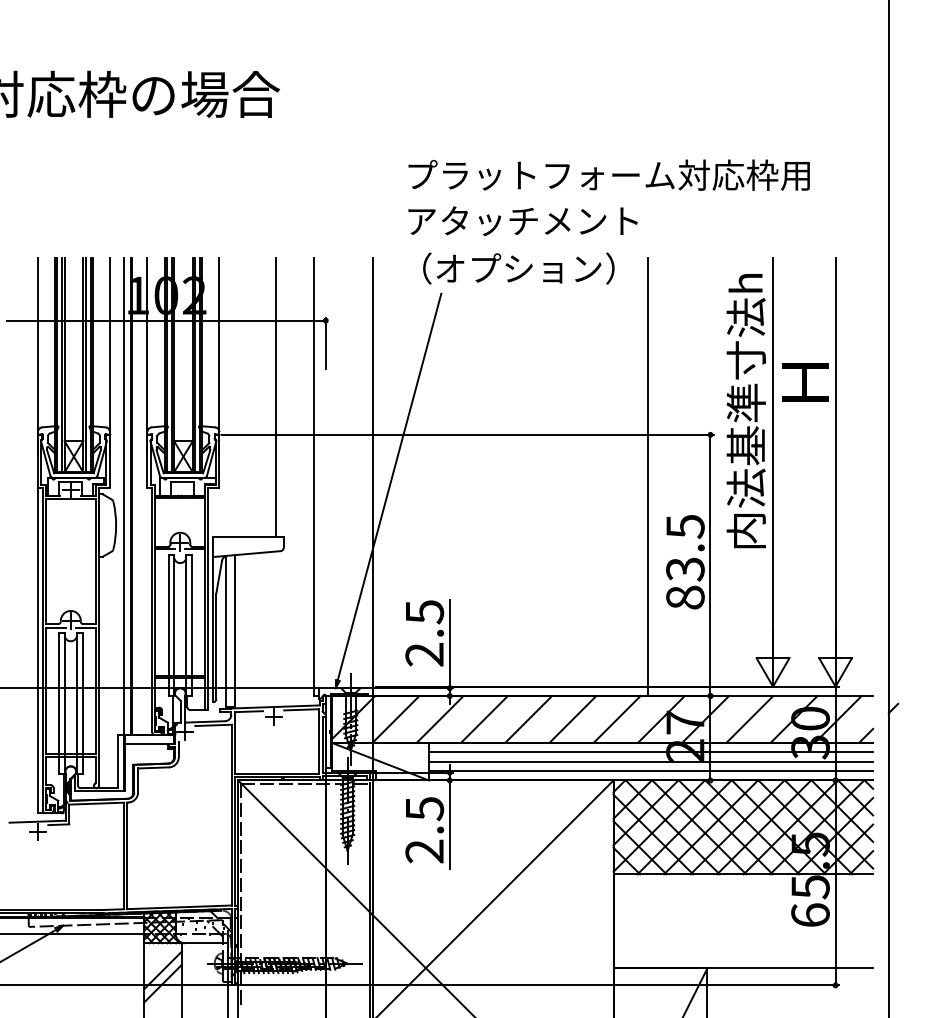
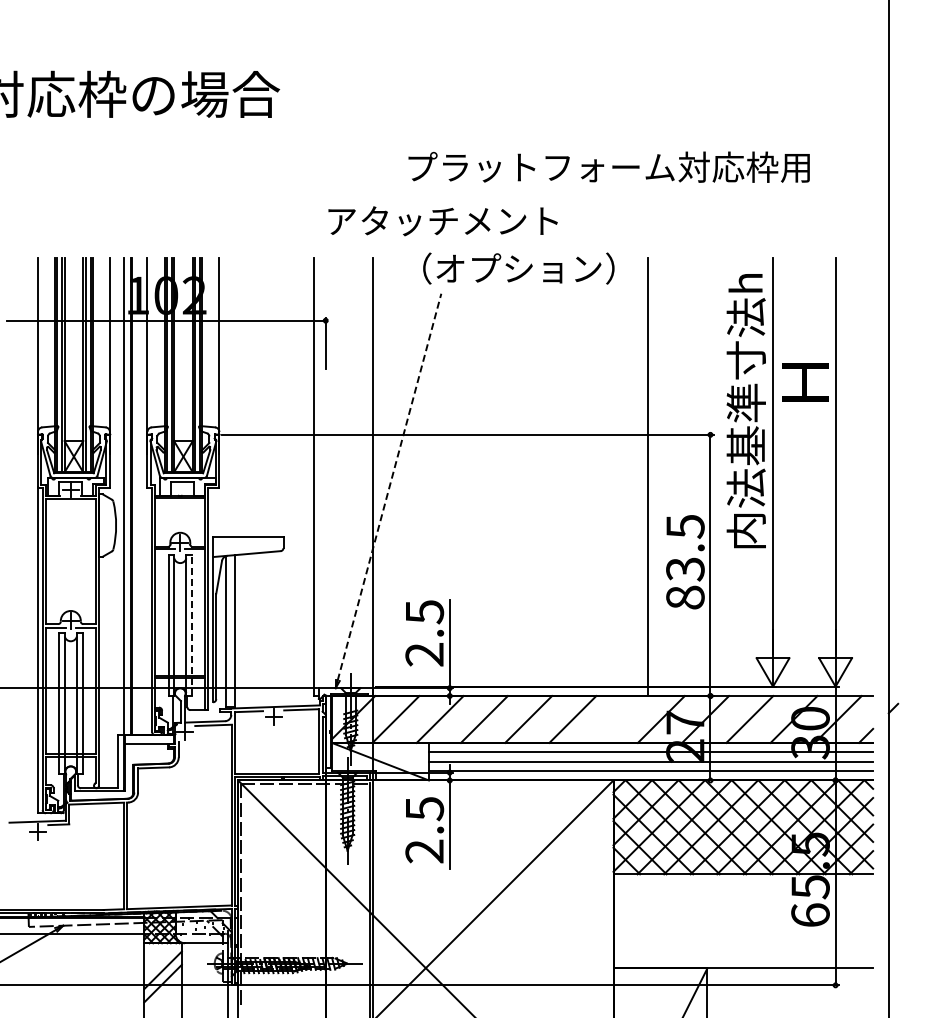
text position: (608, 174) -> (608, 166) (608, 166)
text position: (522, 221) -> (442, 221) (442, 221)
line: present -> none (275, 397)
line: solid -> dashed (389, 486)
line: solid -> dashed (192, 625)
line: present -> none (616, 719)
